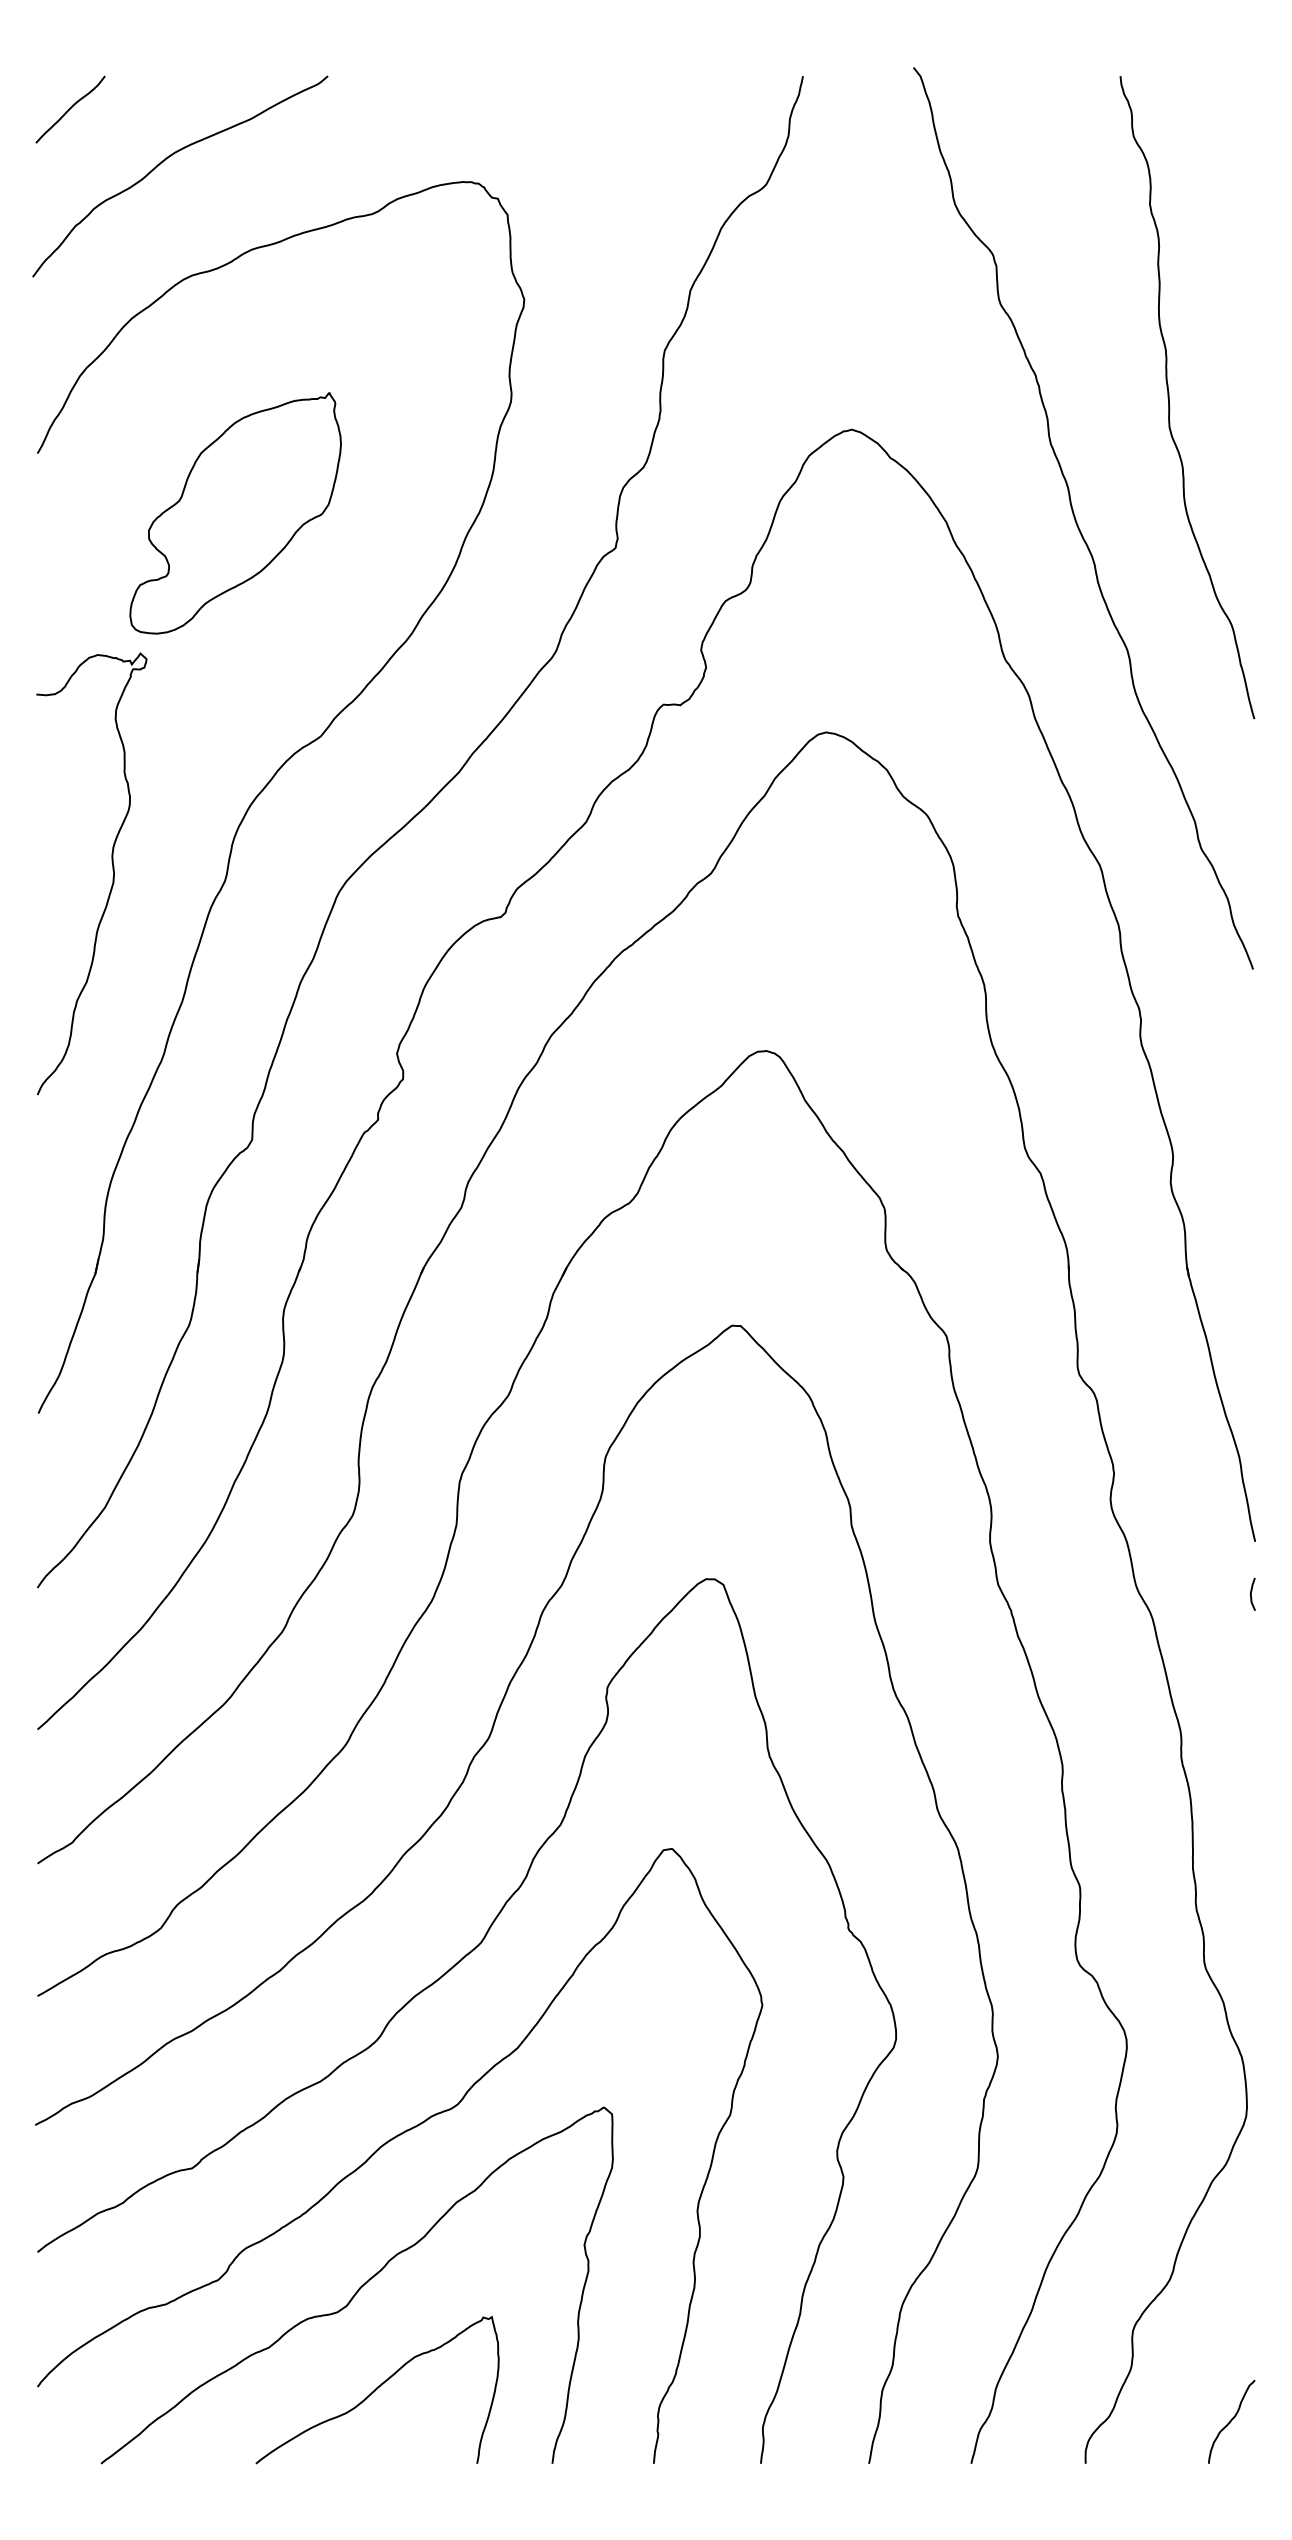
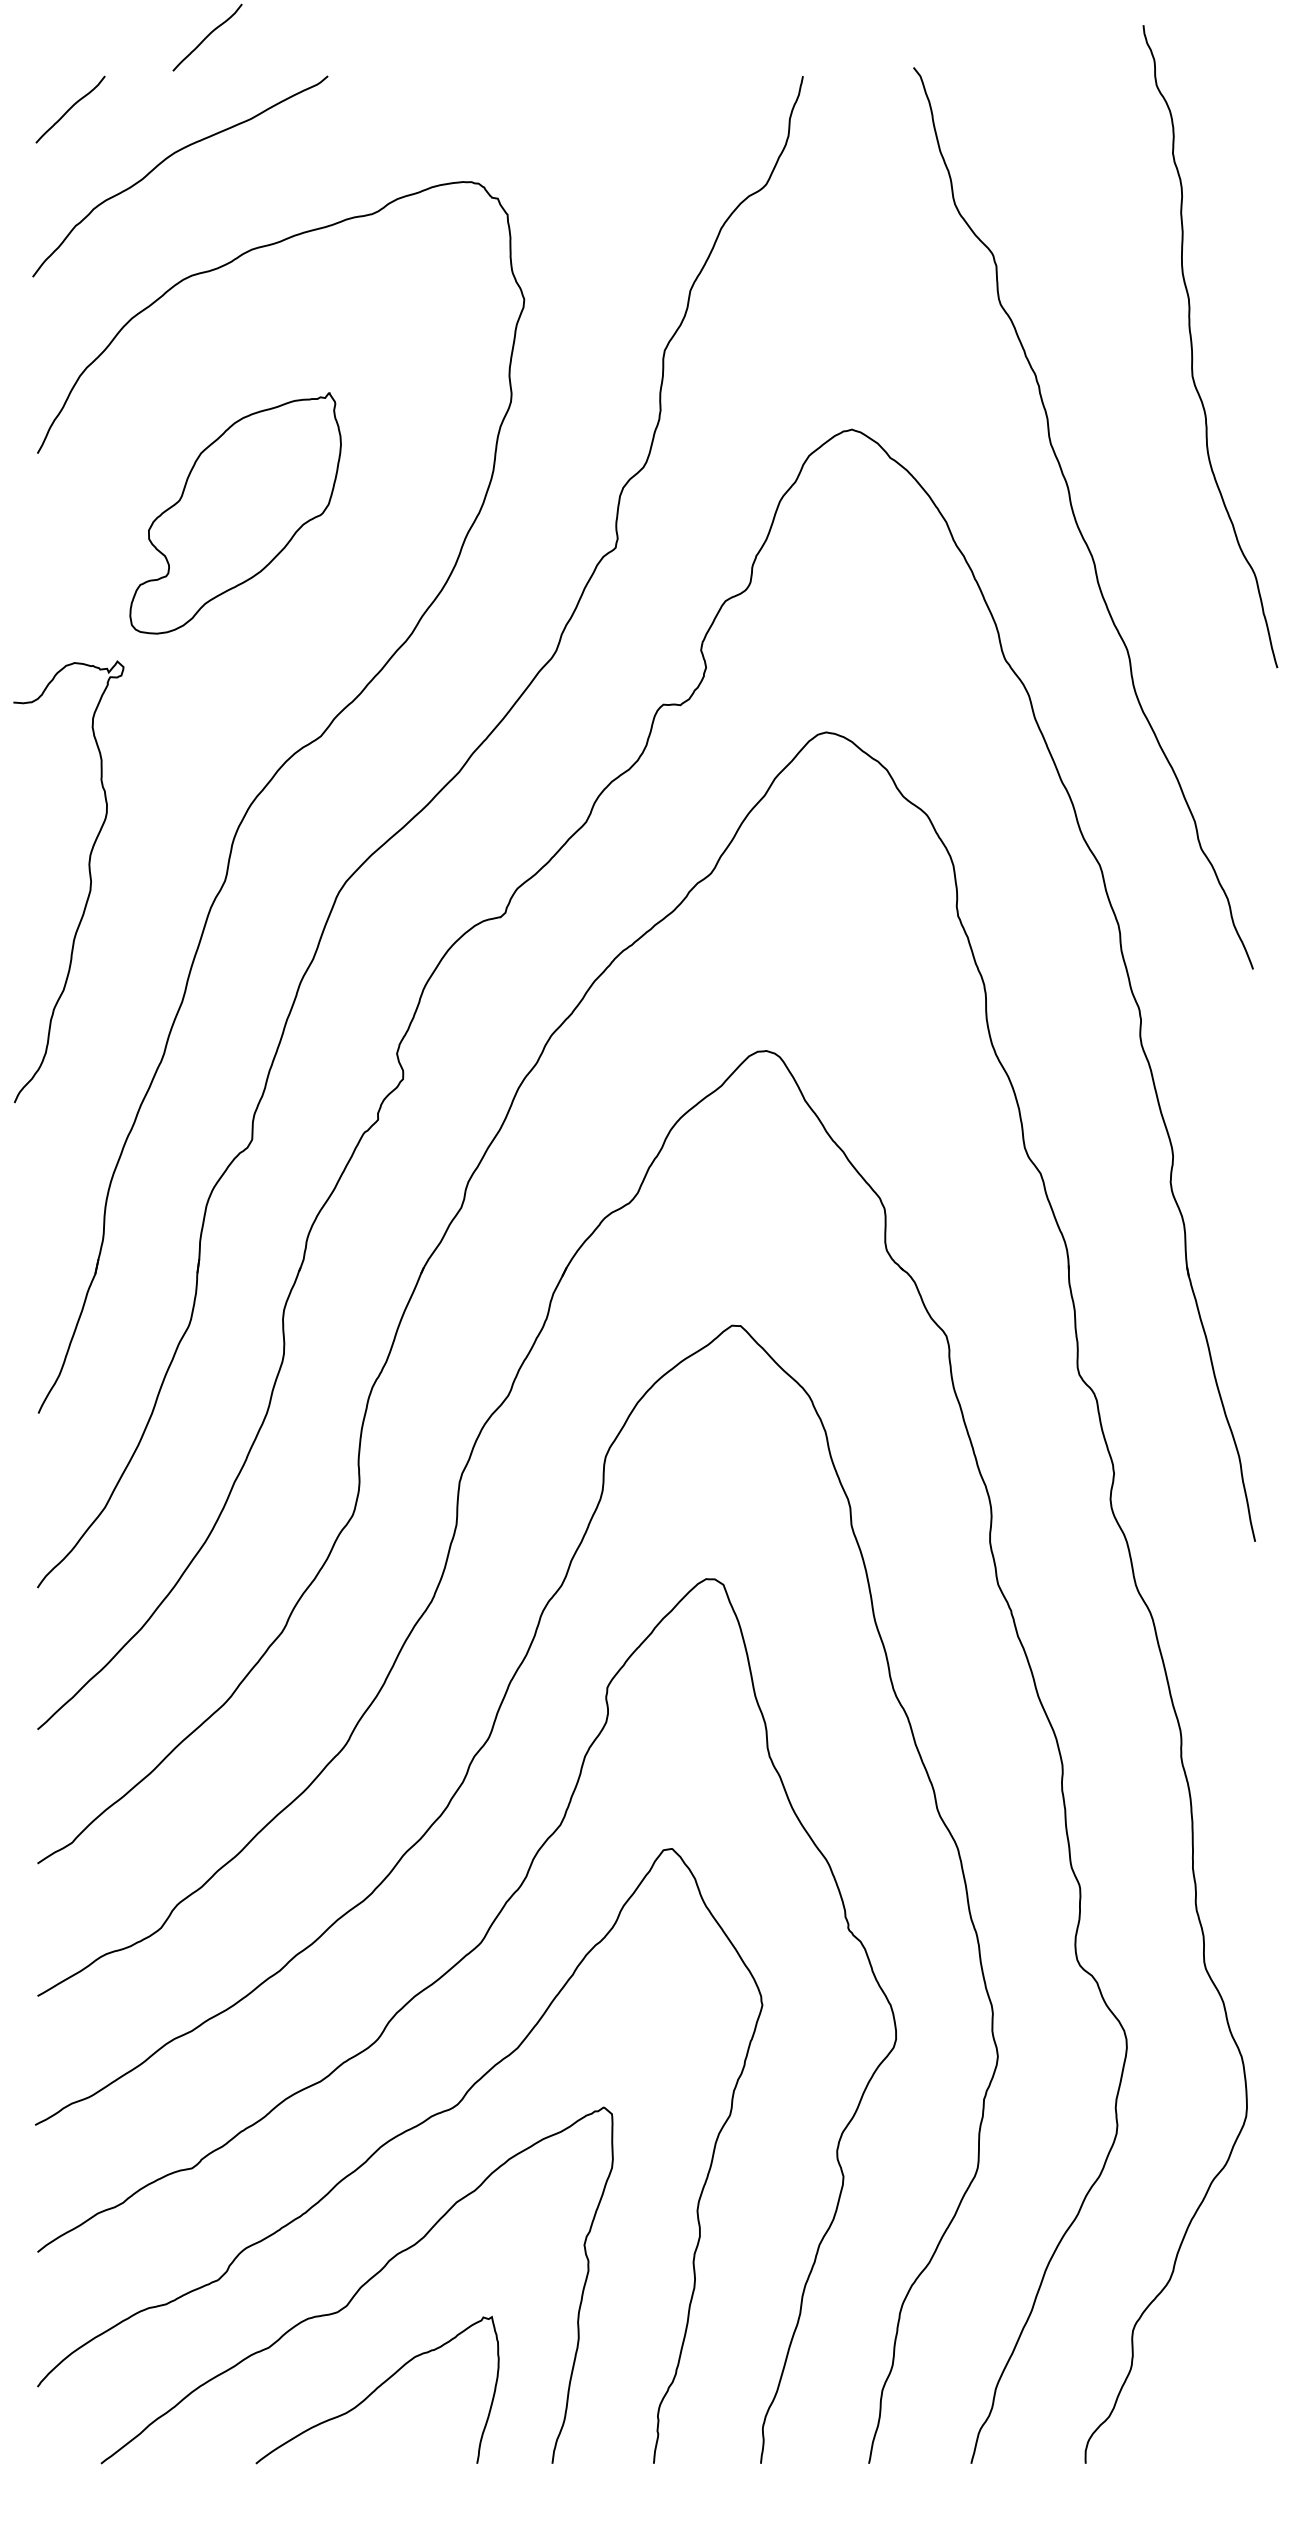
curve: none -> present (207, 37)
curve position: (1169, 397) -> (1192, 346) (1192, 346)
curve position: (112, 870) -> (89, 878) (89, 878)
curve: present -> none (1251, 1593)
curve: present -> none (1231, 2421)
